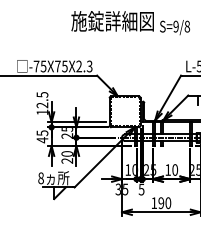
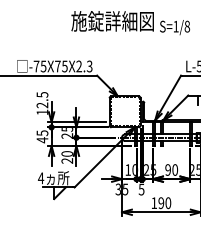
text: S=9/8 -> S=1/8 (175, 26)
text: 10 -> 90 (167, 169)
text: 8 -> 4 (40, 178)
